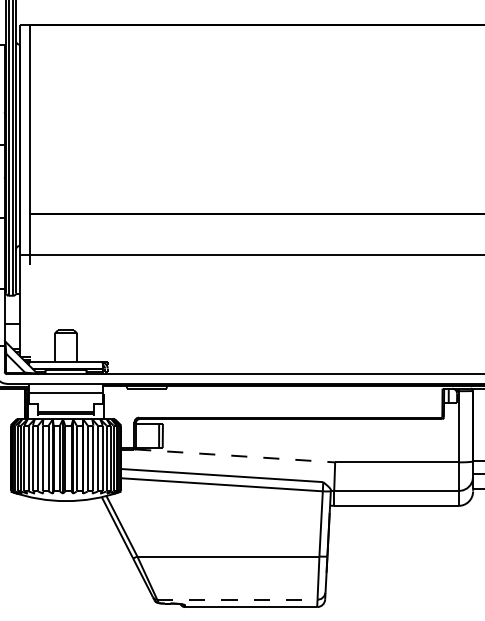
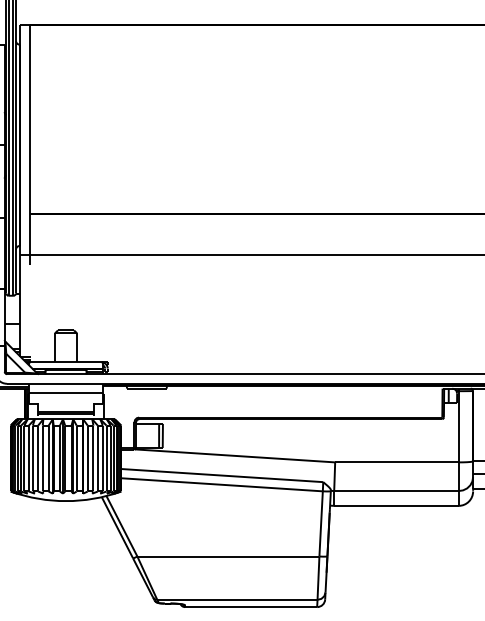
line: dashed -> solid (235, 455)
line: dashed -> solid (237, 599)
